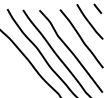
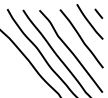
curve position: (97, 8) -> (98, 13) (98, 13)
